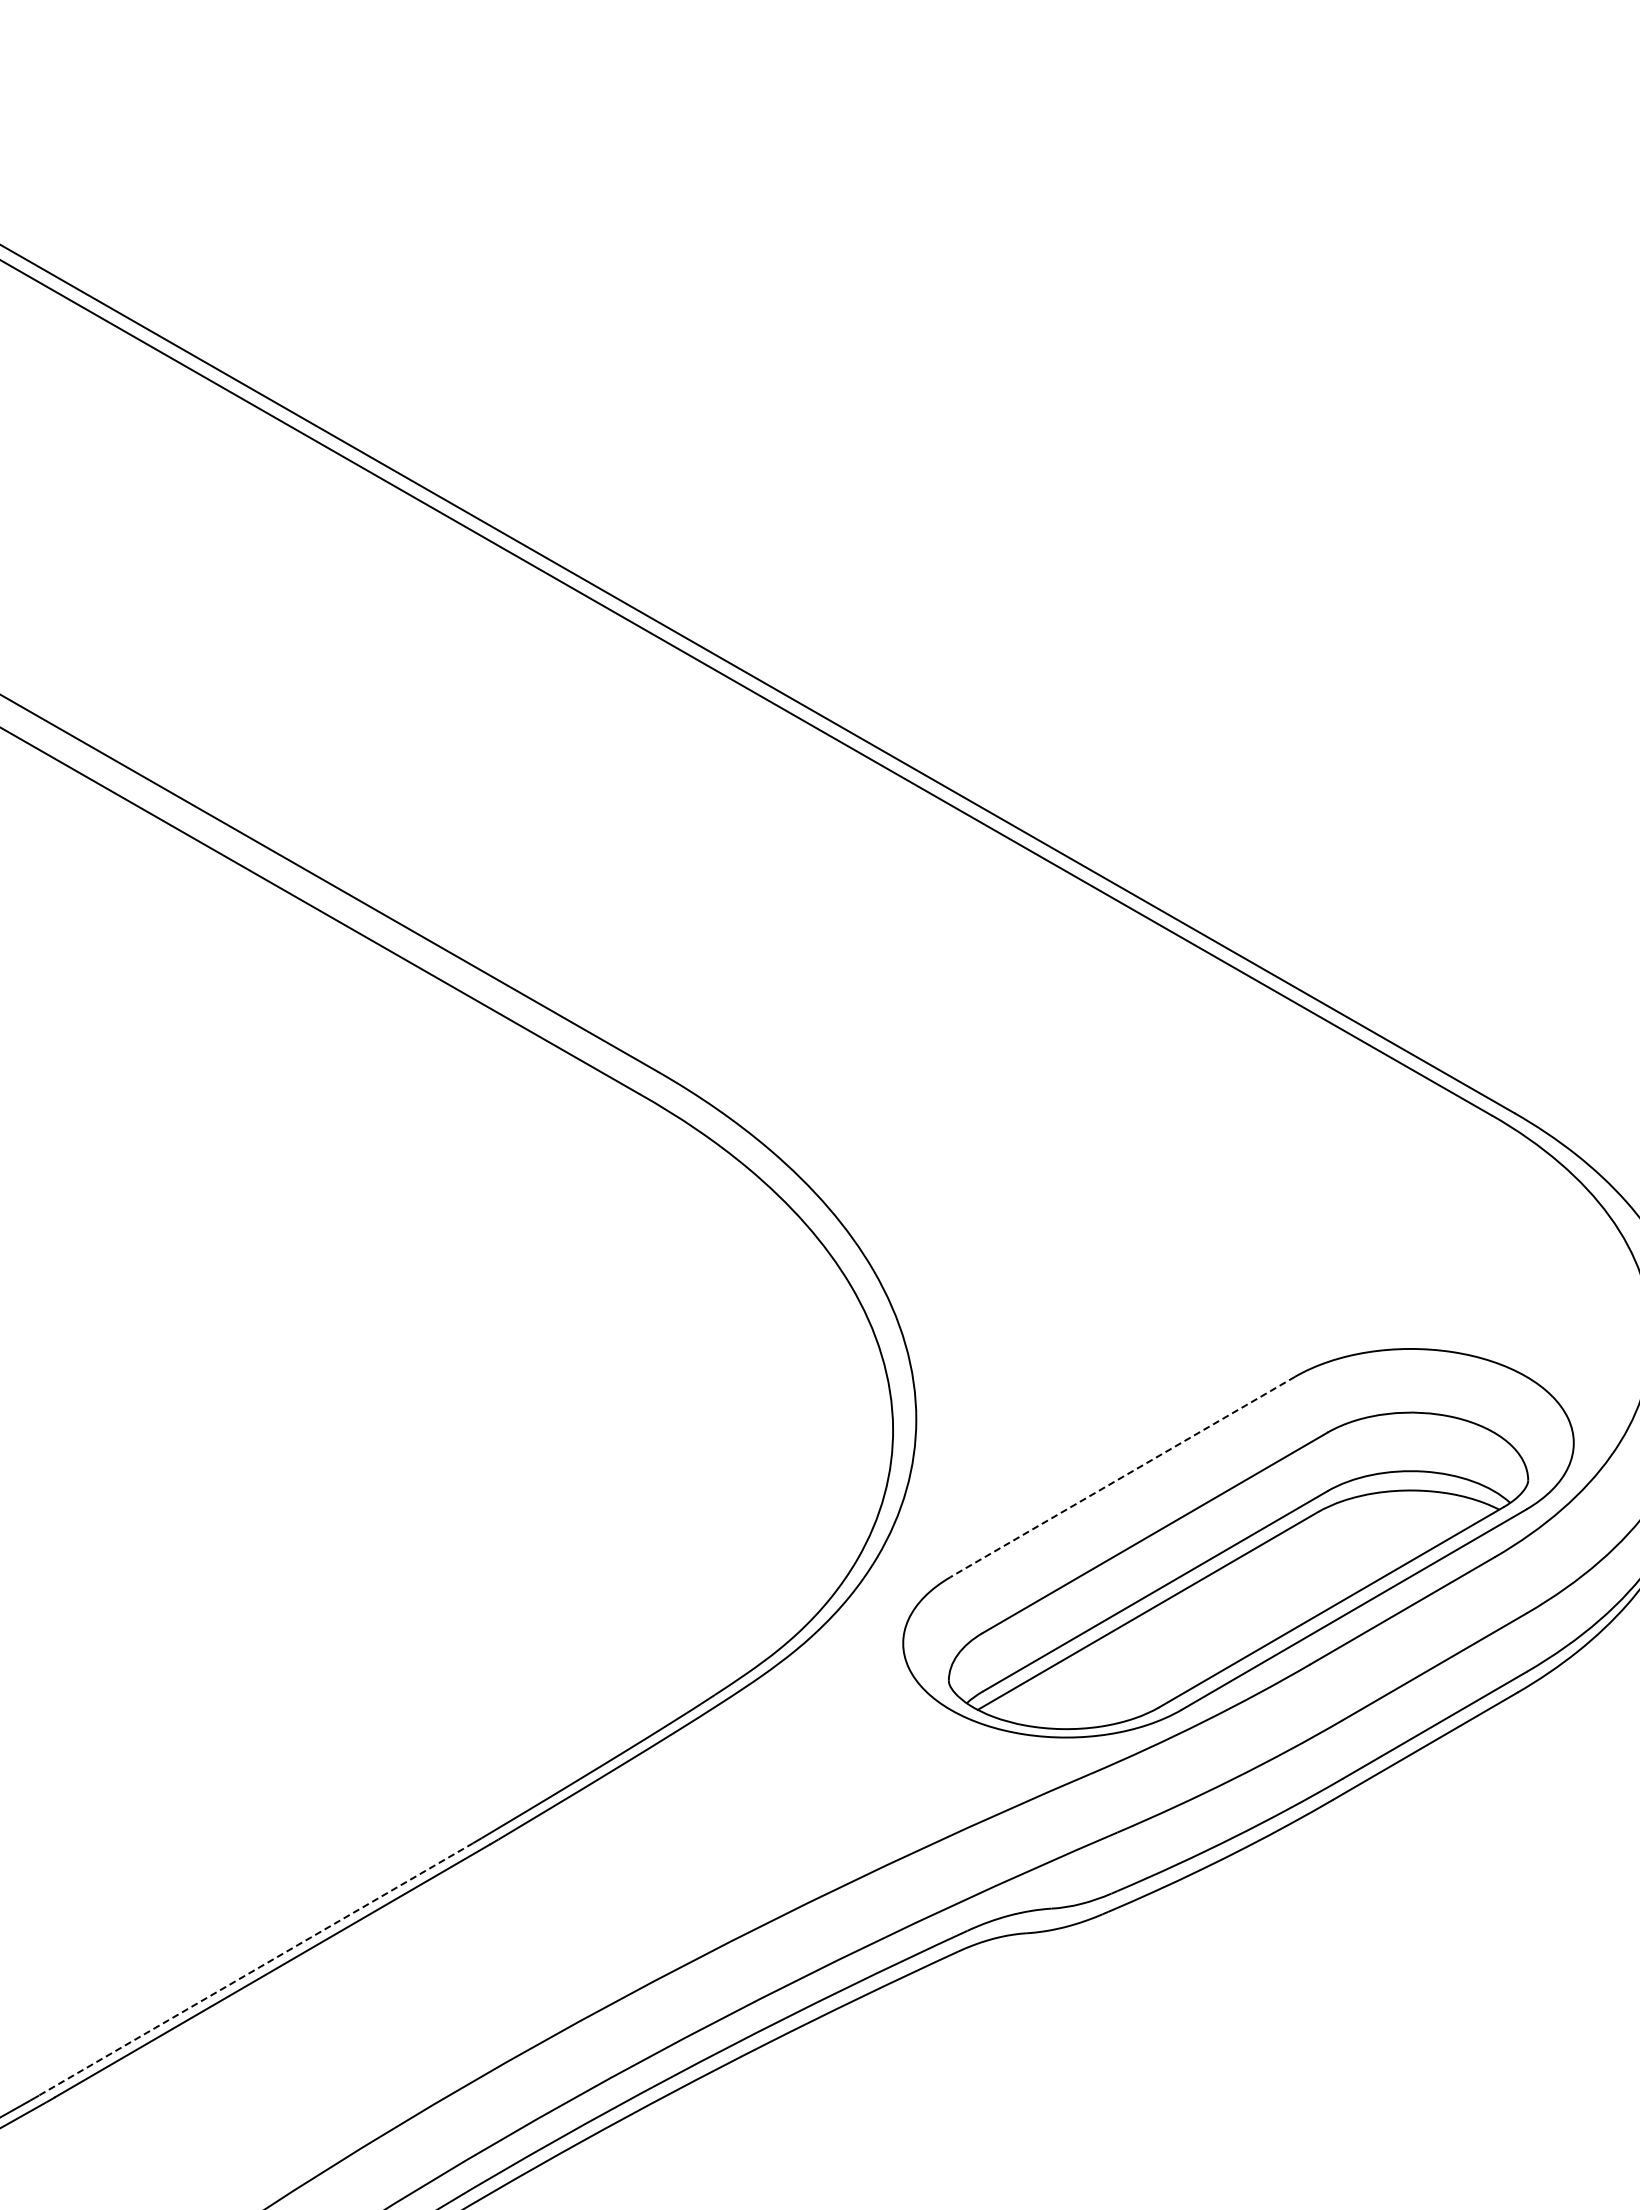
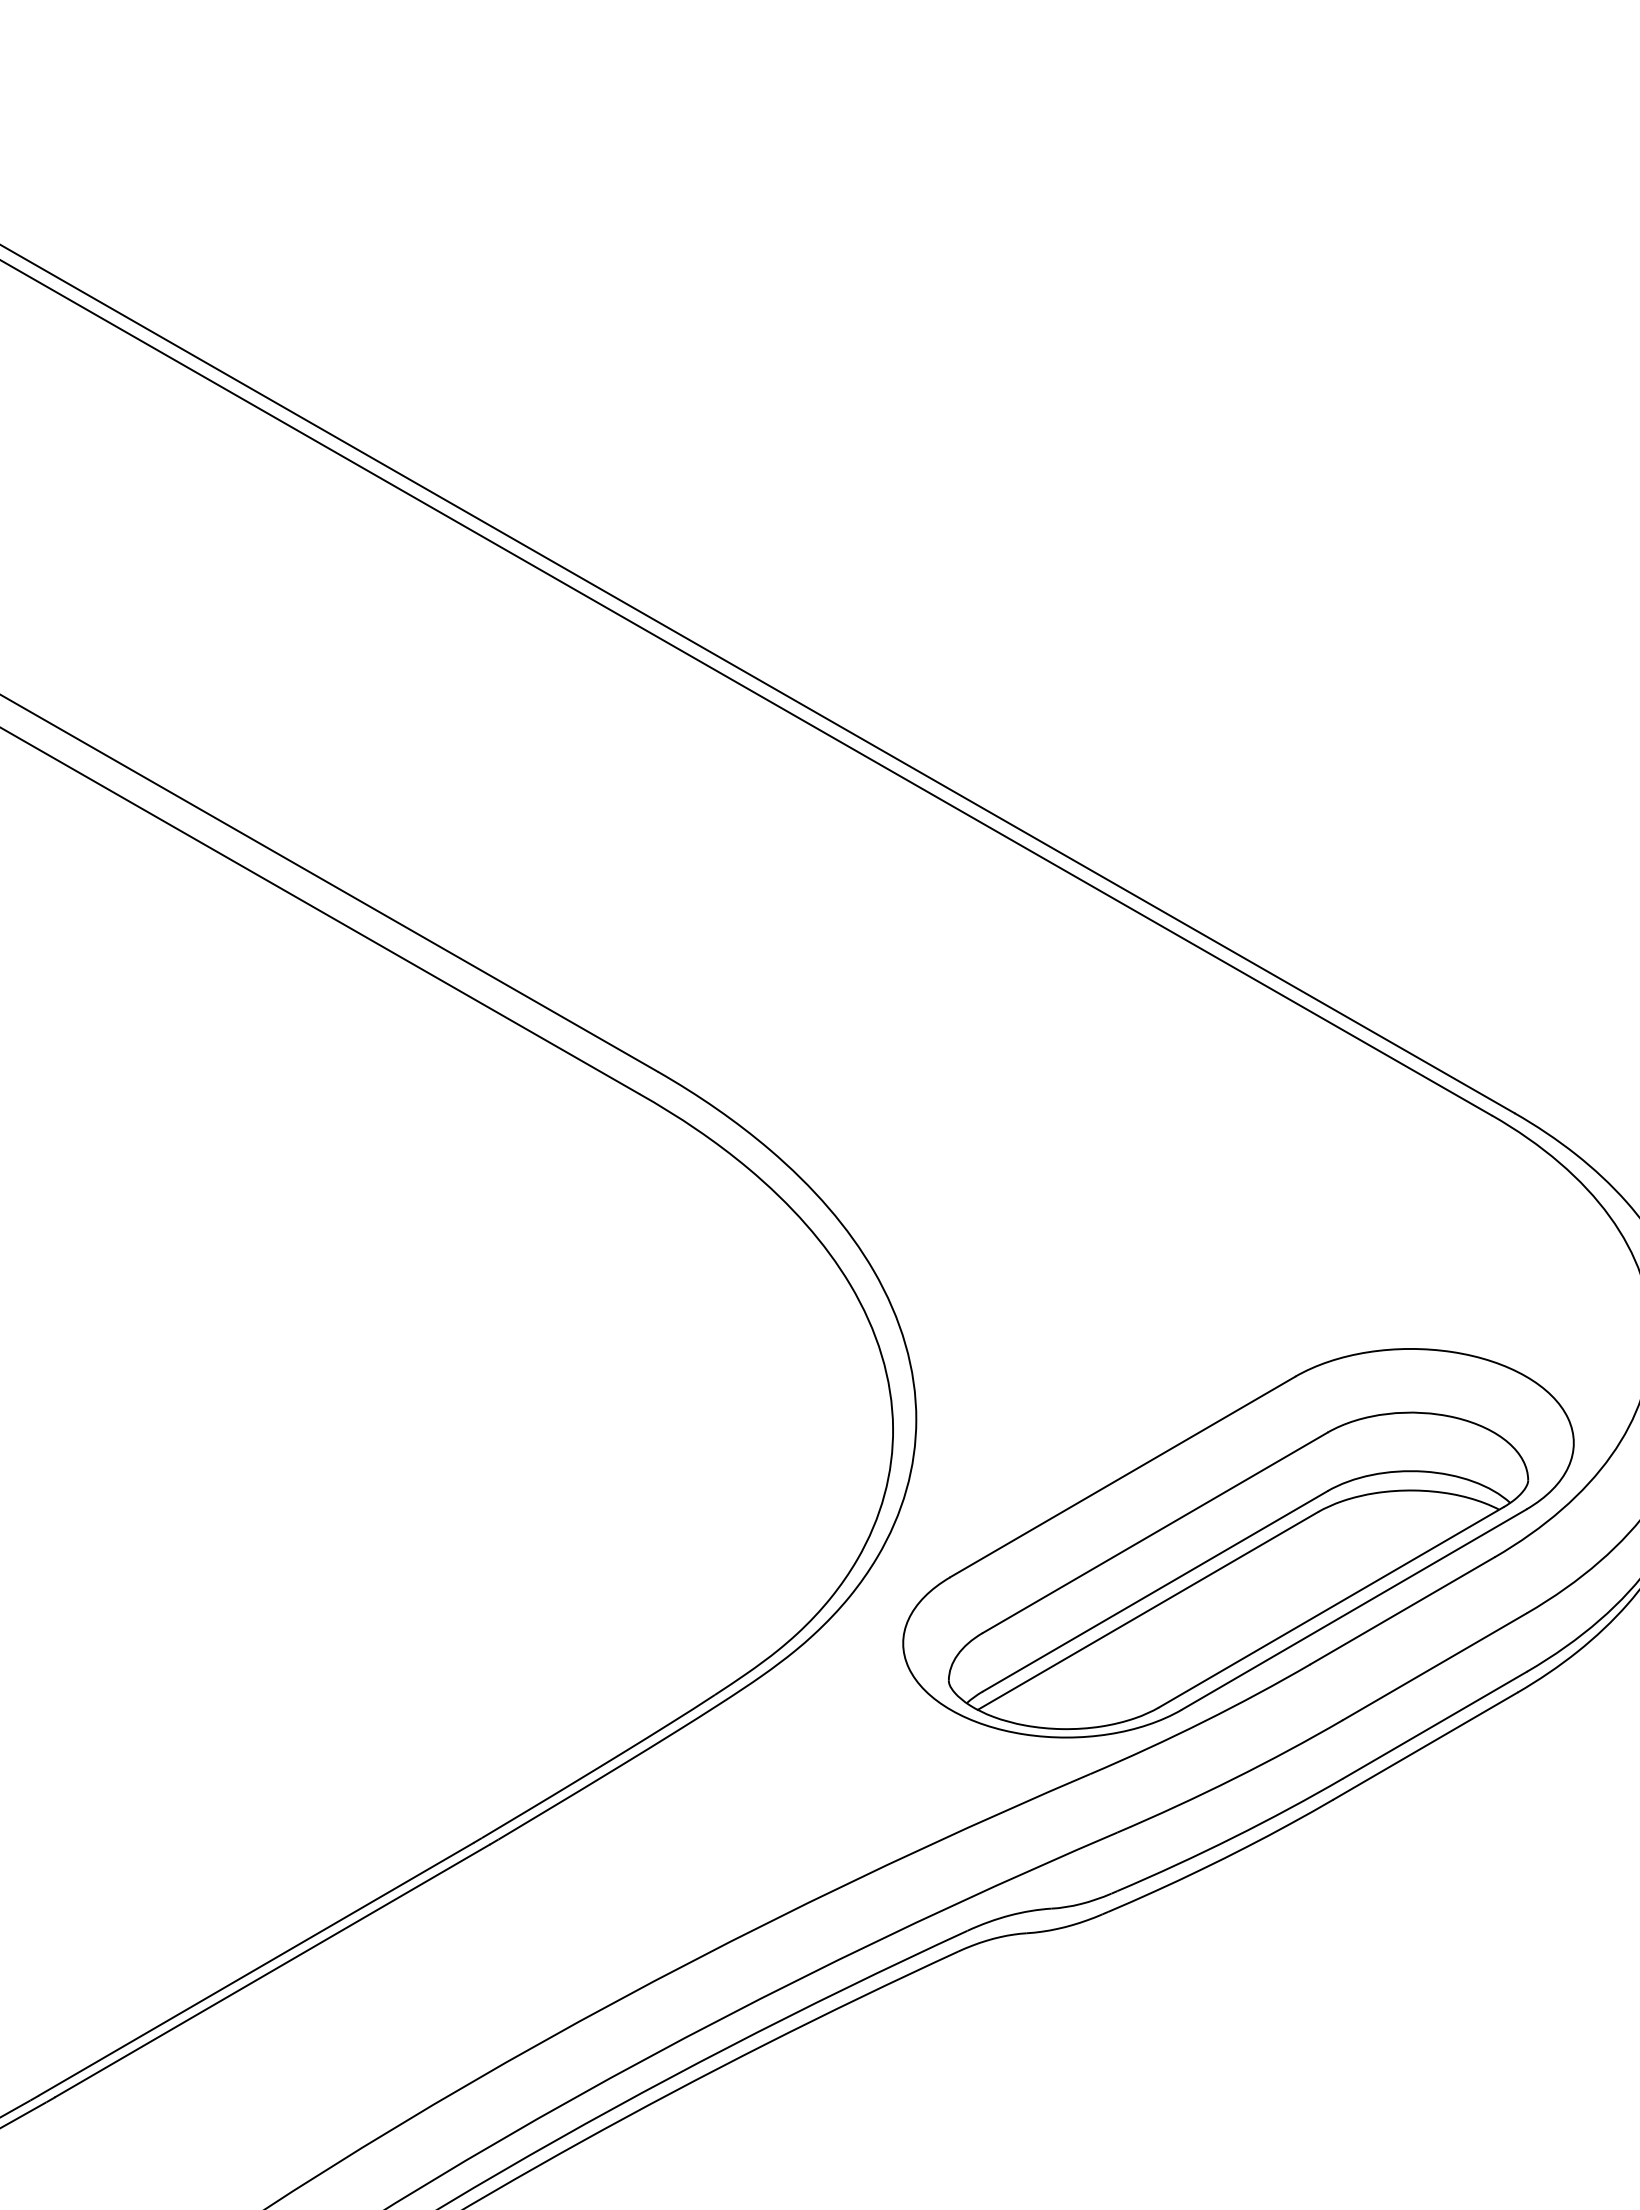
line: dashed -> solid (1122, 1477)
line: dashed -> solid (255, 1969)
